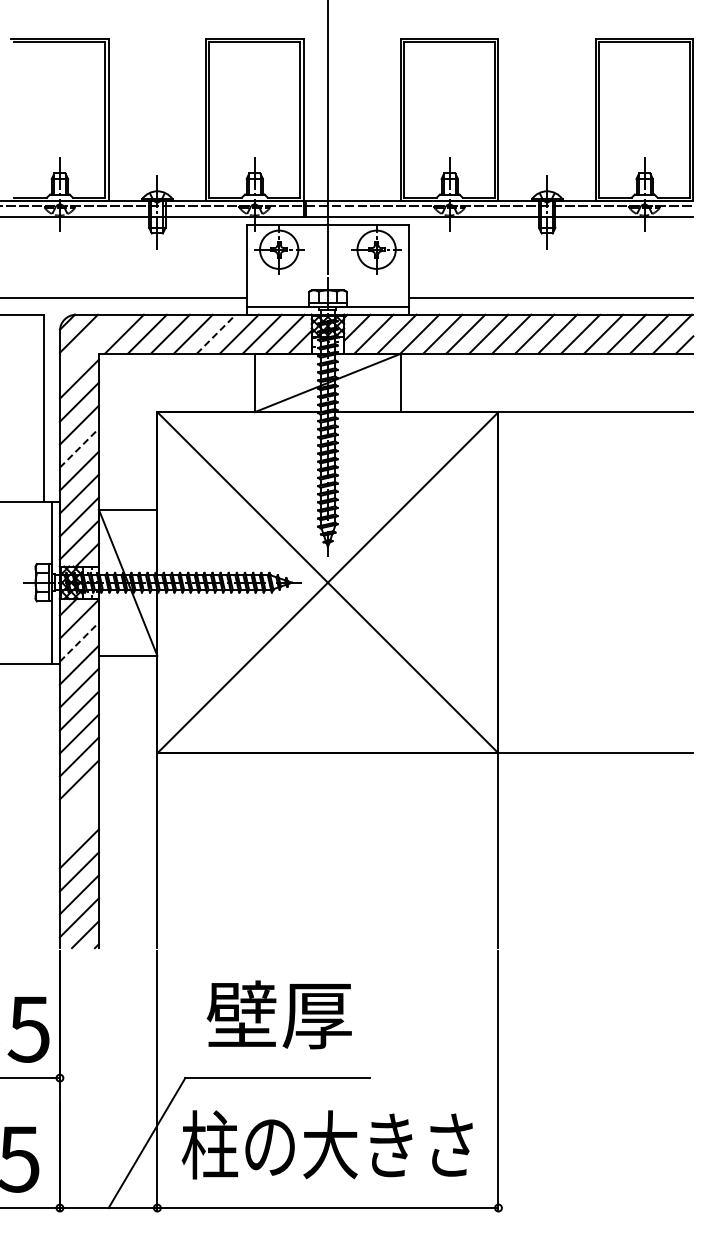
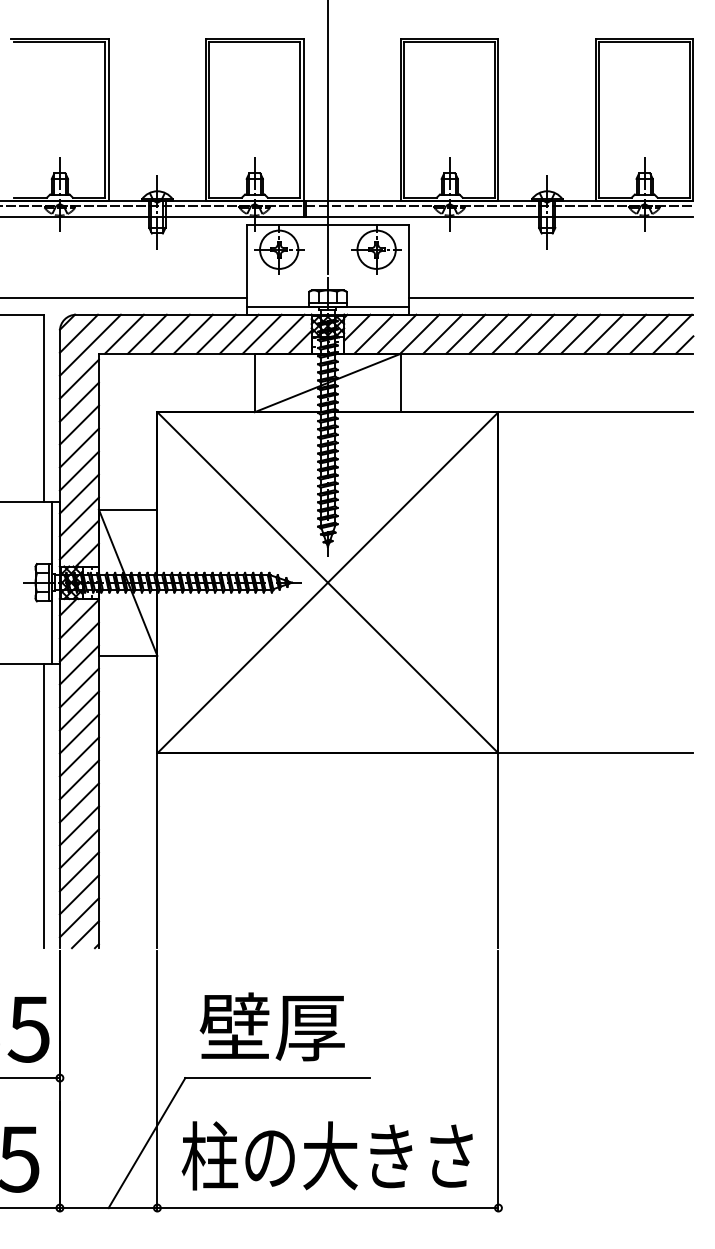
line: dashed -> solid (216, 334)
line: none -> present (89, 344)
line: dashed -> solid (79, 448)
line: dashed -> solid (79, 642)
line: none -> present (78, 802)
line: none -> present (43, 805)
line: none -> present (78, 825)
text position: (278, 1014) -> (271, 1026) (271, 1026)
text position: (326, 1144) -> (326, 1155) (326, 1155)
